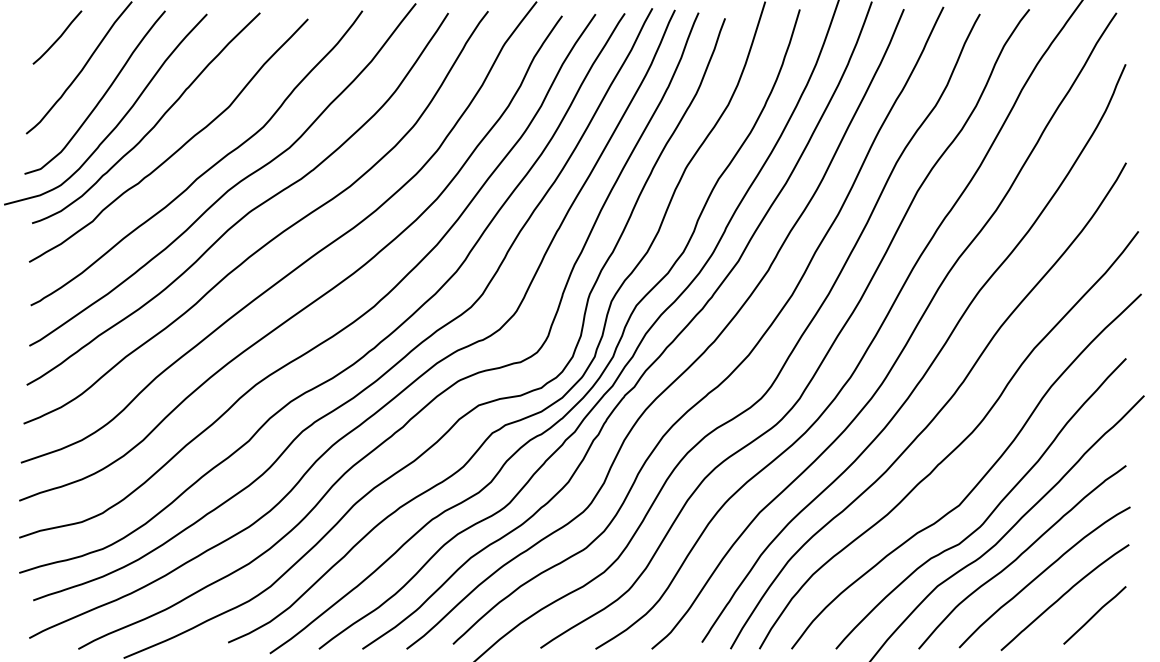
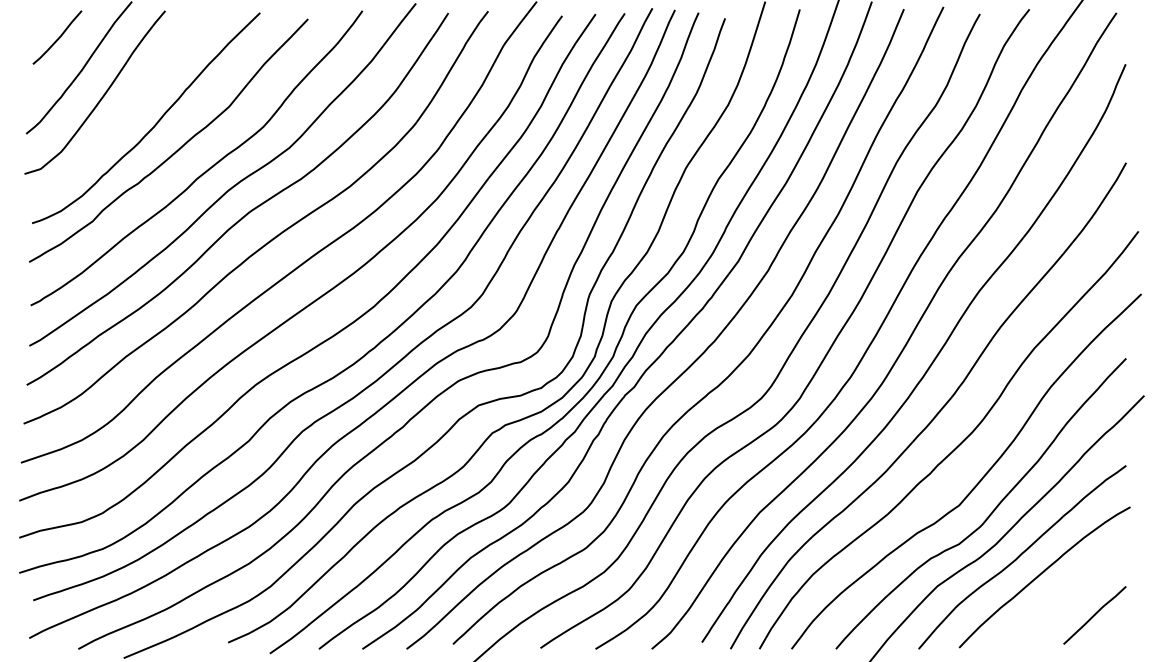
curve: present -> none (120, 119)
curve: present -> none (1063, 596)
